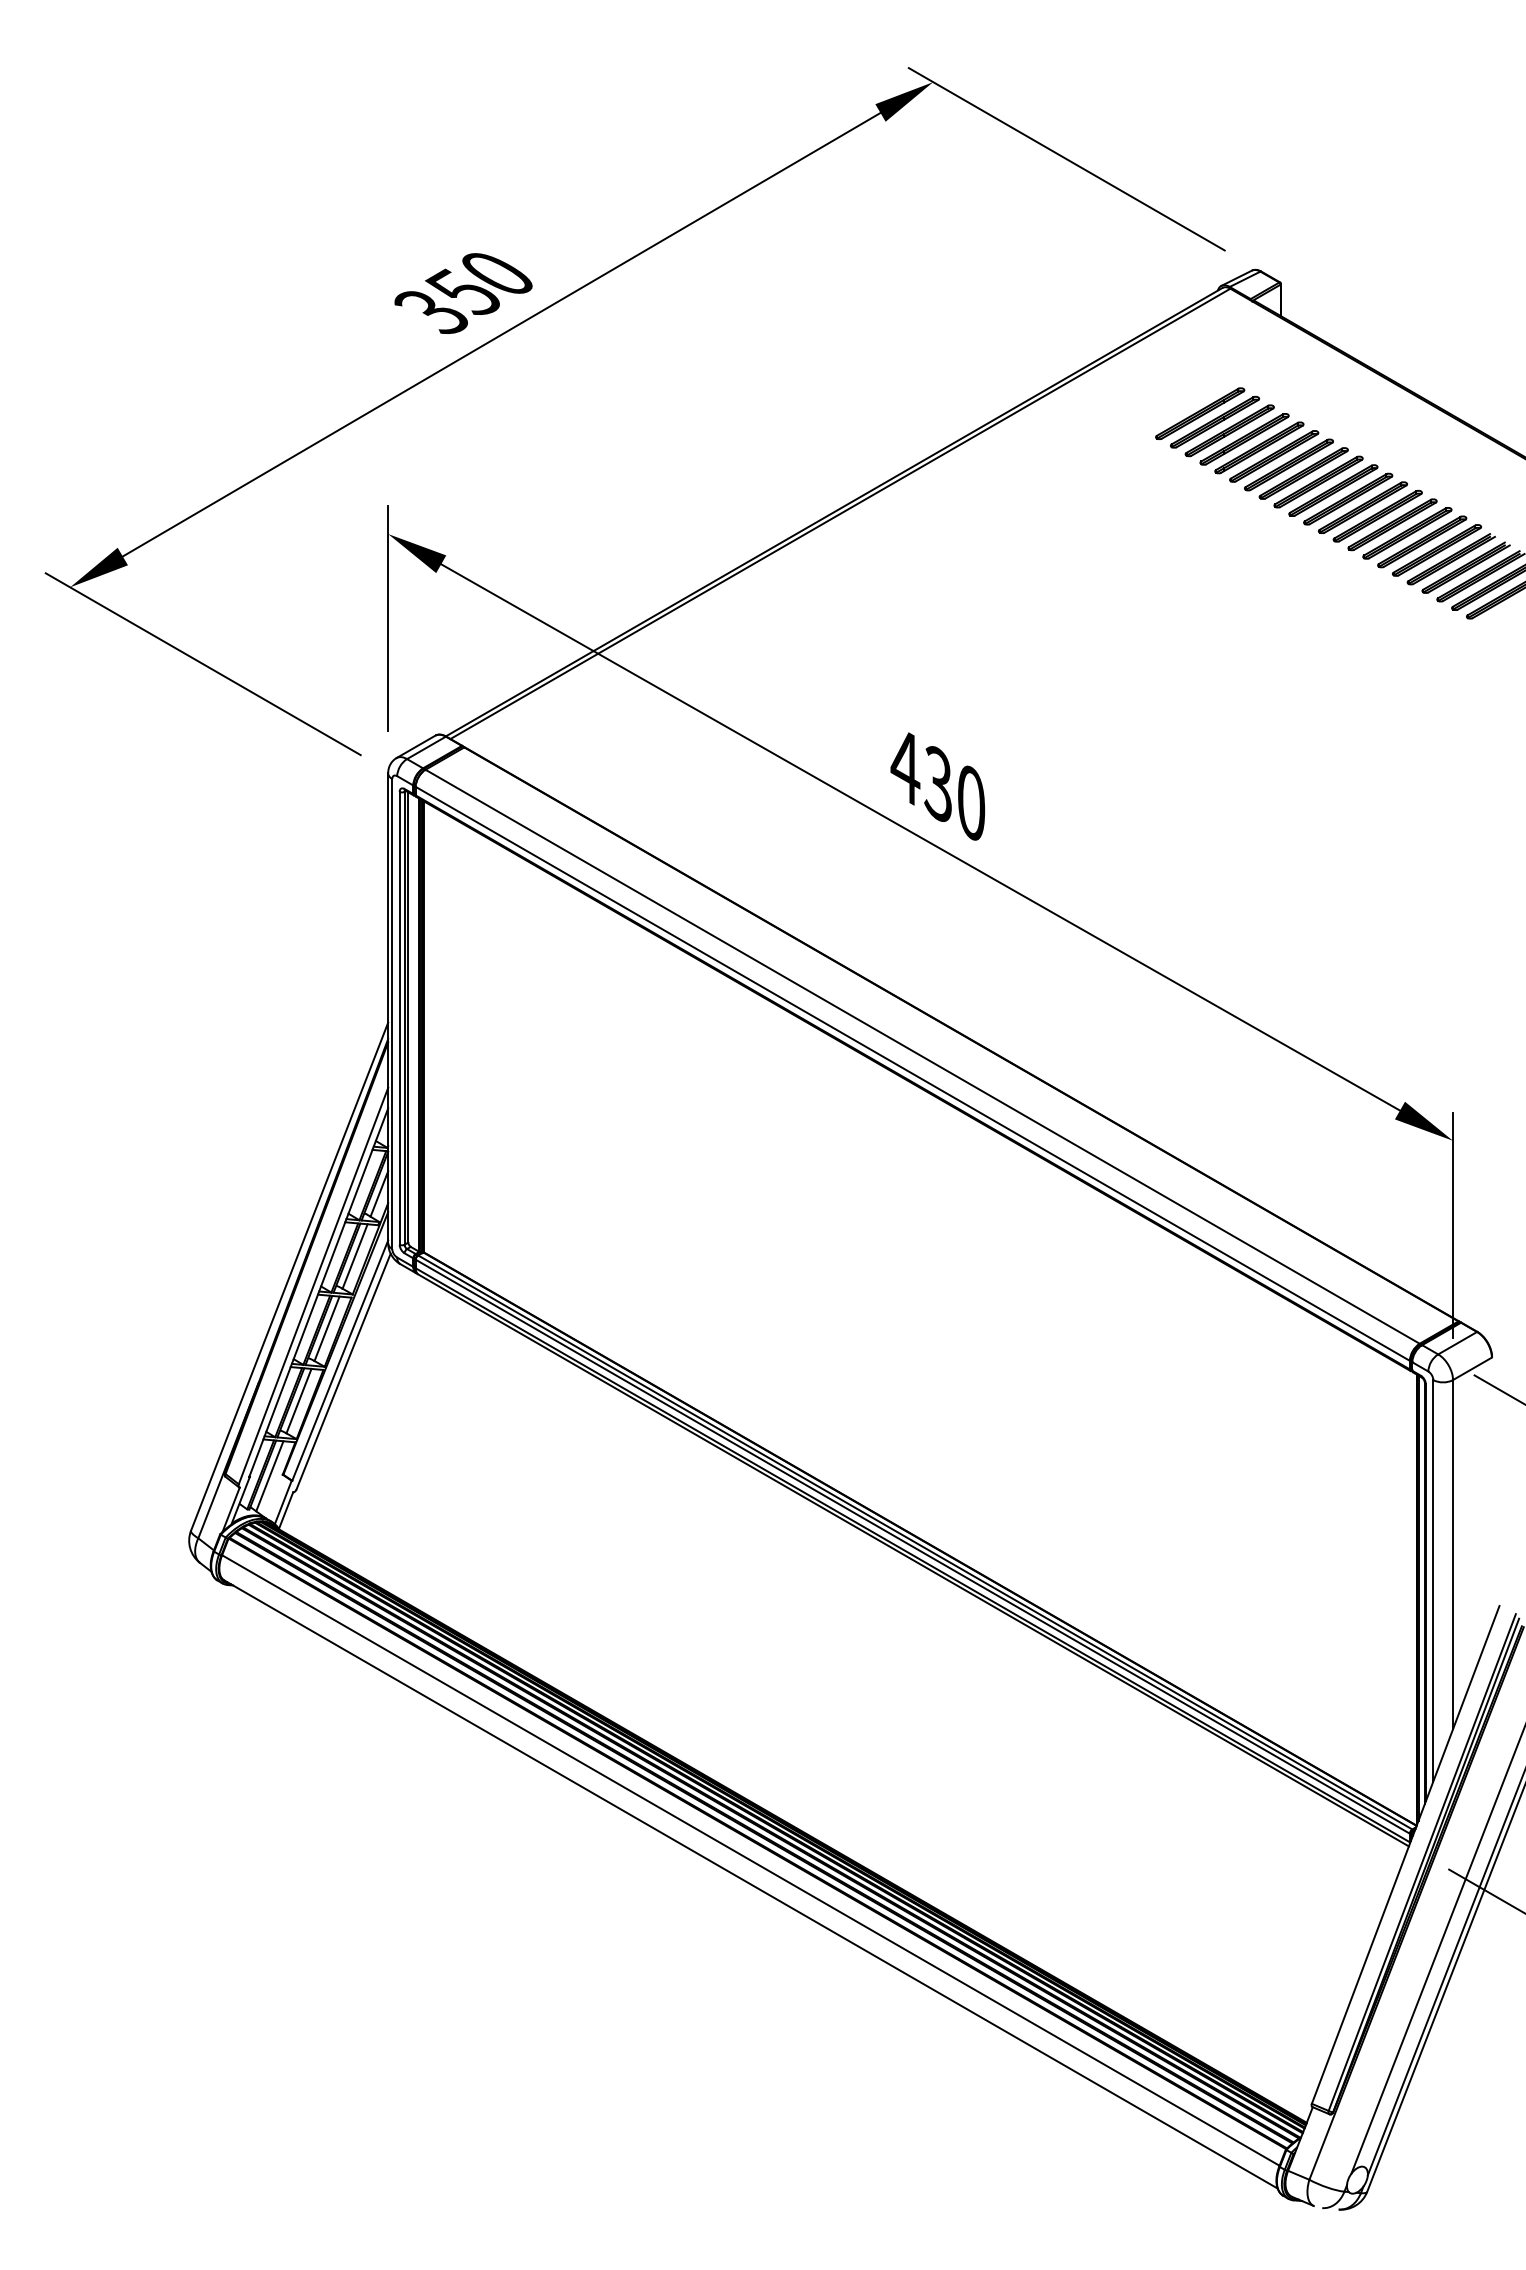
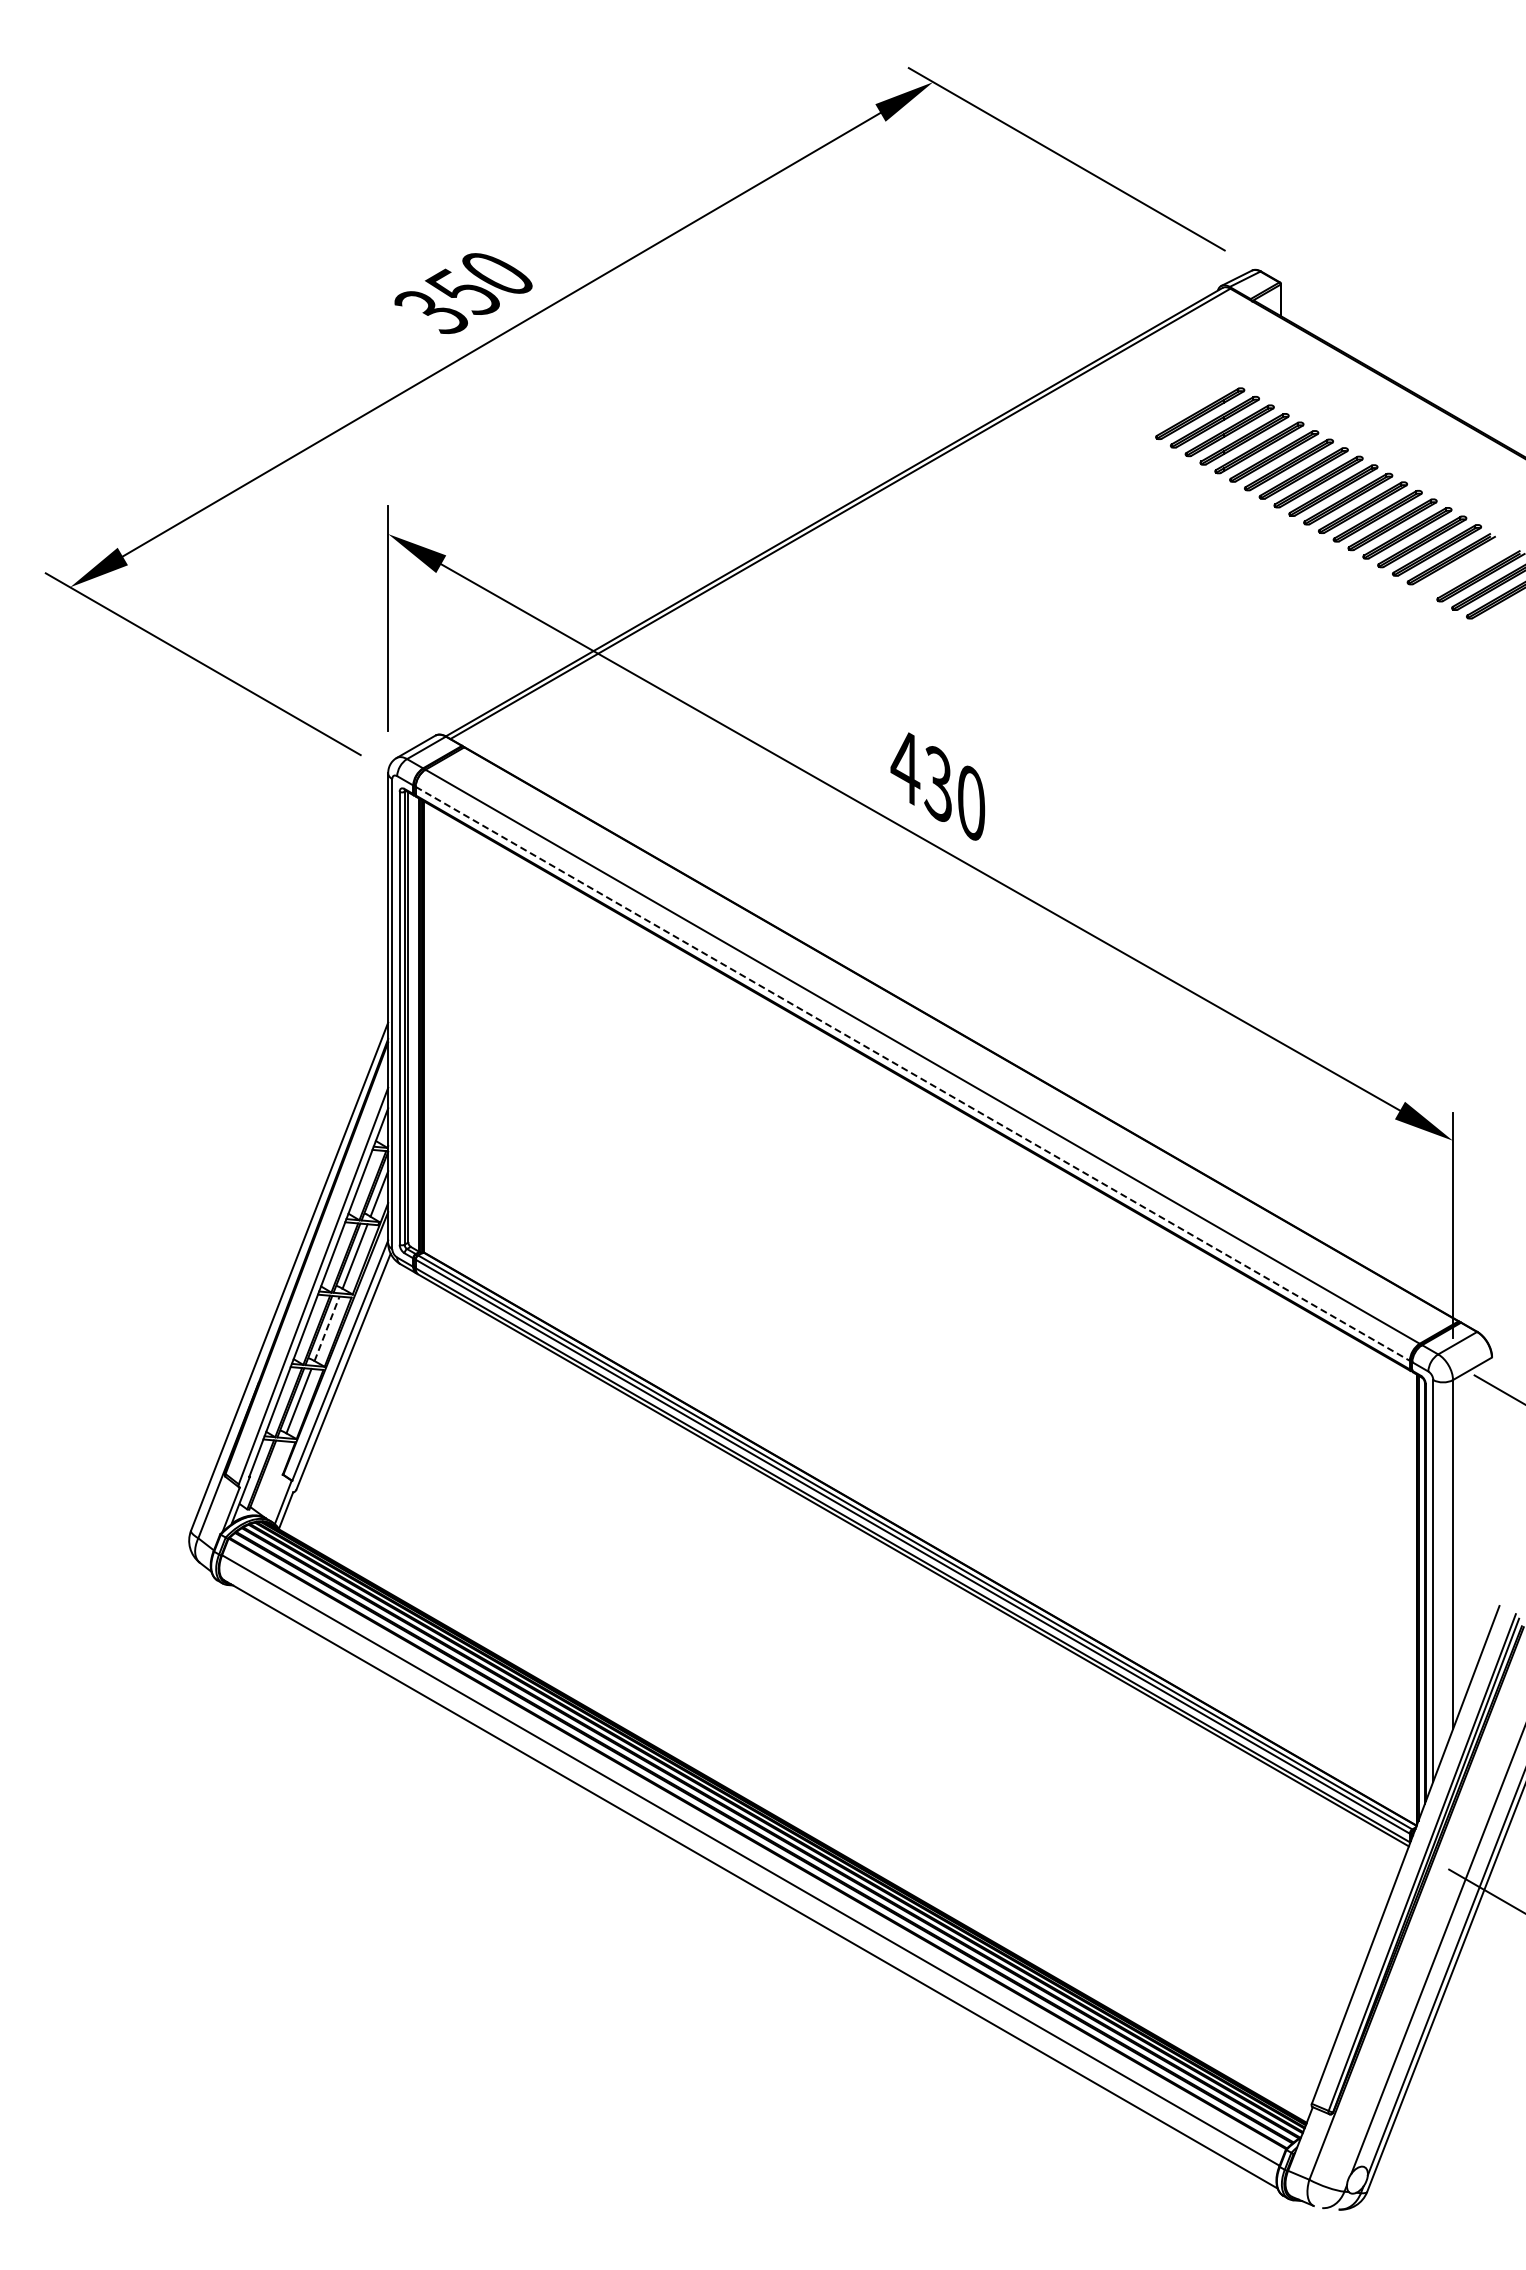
part: present -> none (1465, 567)
line: solid -> dashed (912, 1073)
line: solid -> dashed (327, 1328)
line: present -> none (269, 1476)
